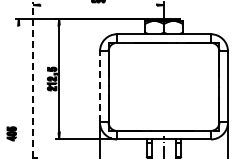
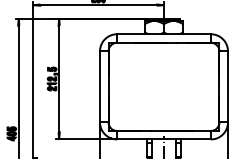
line: none -> present (98, 5)
line: dashed -> solid (33, 80)
line: dashed -> solid (100, 86)
line: none -> present (18, 90)
